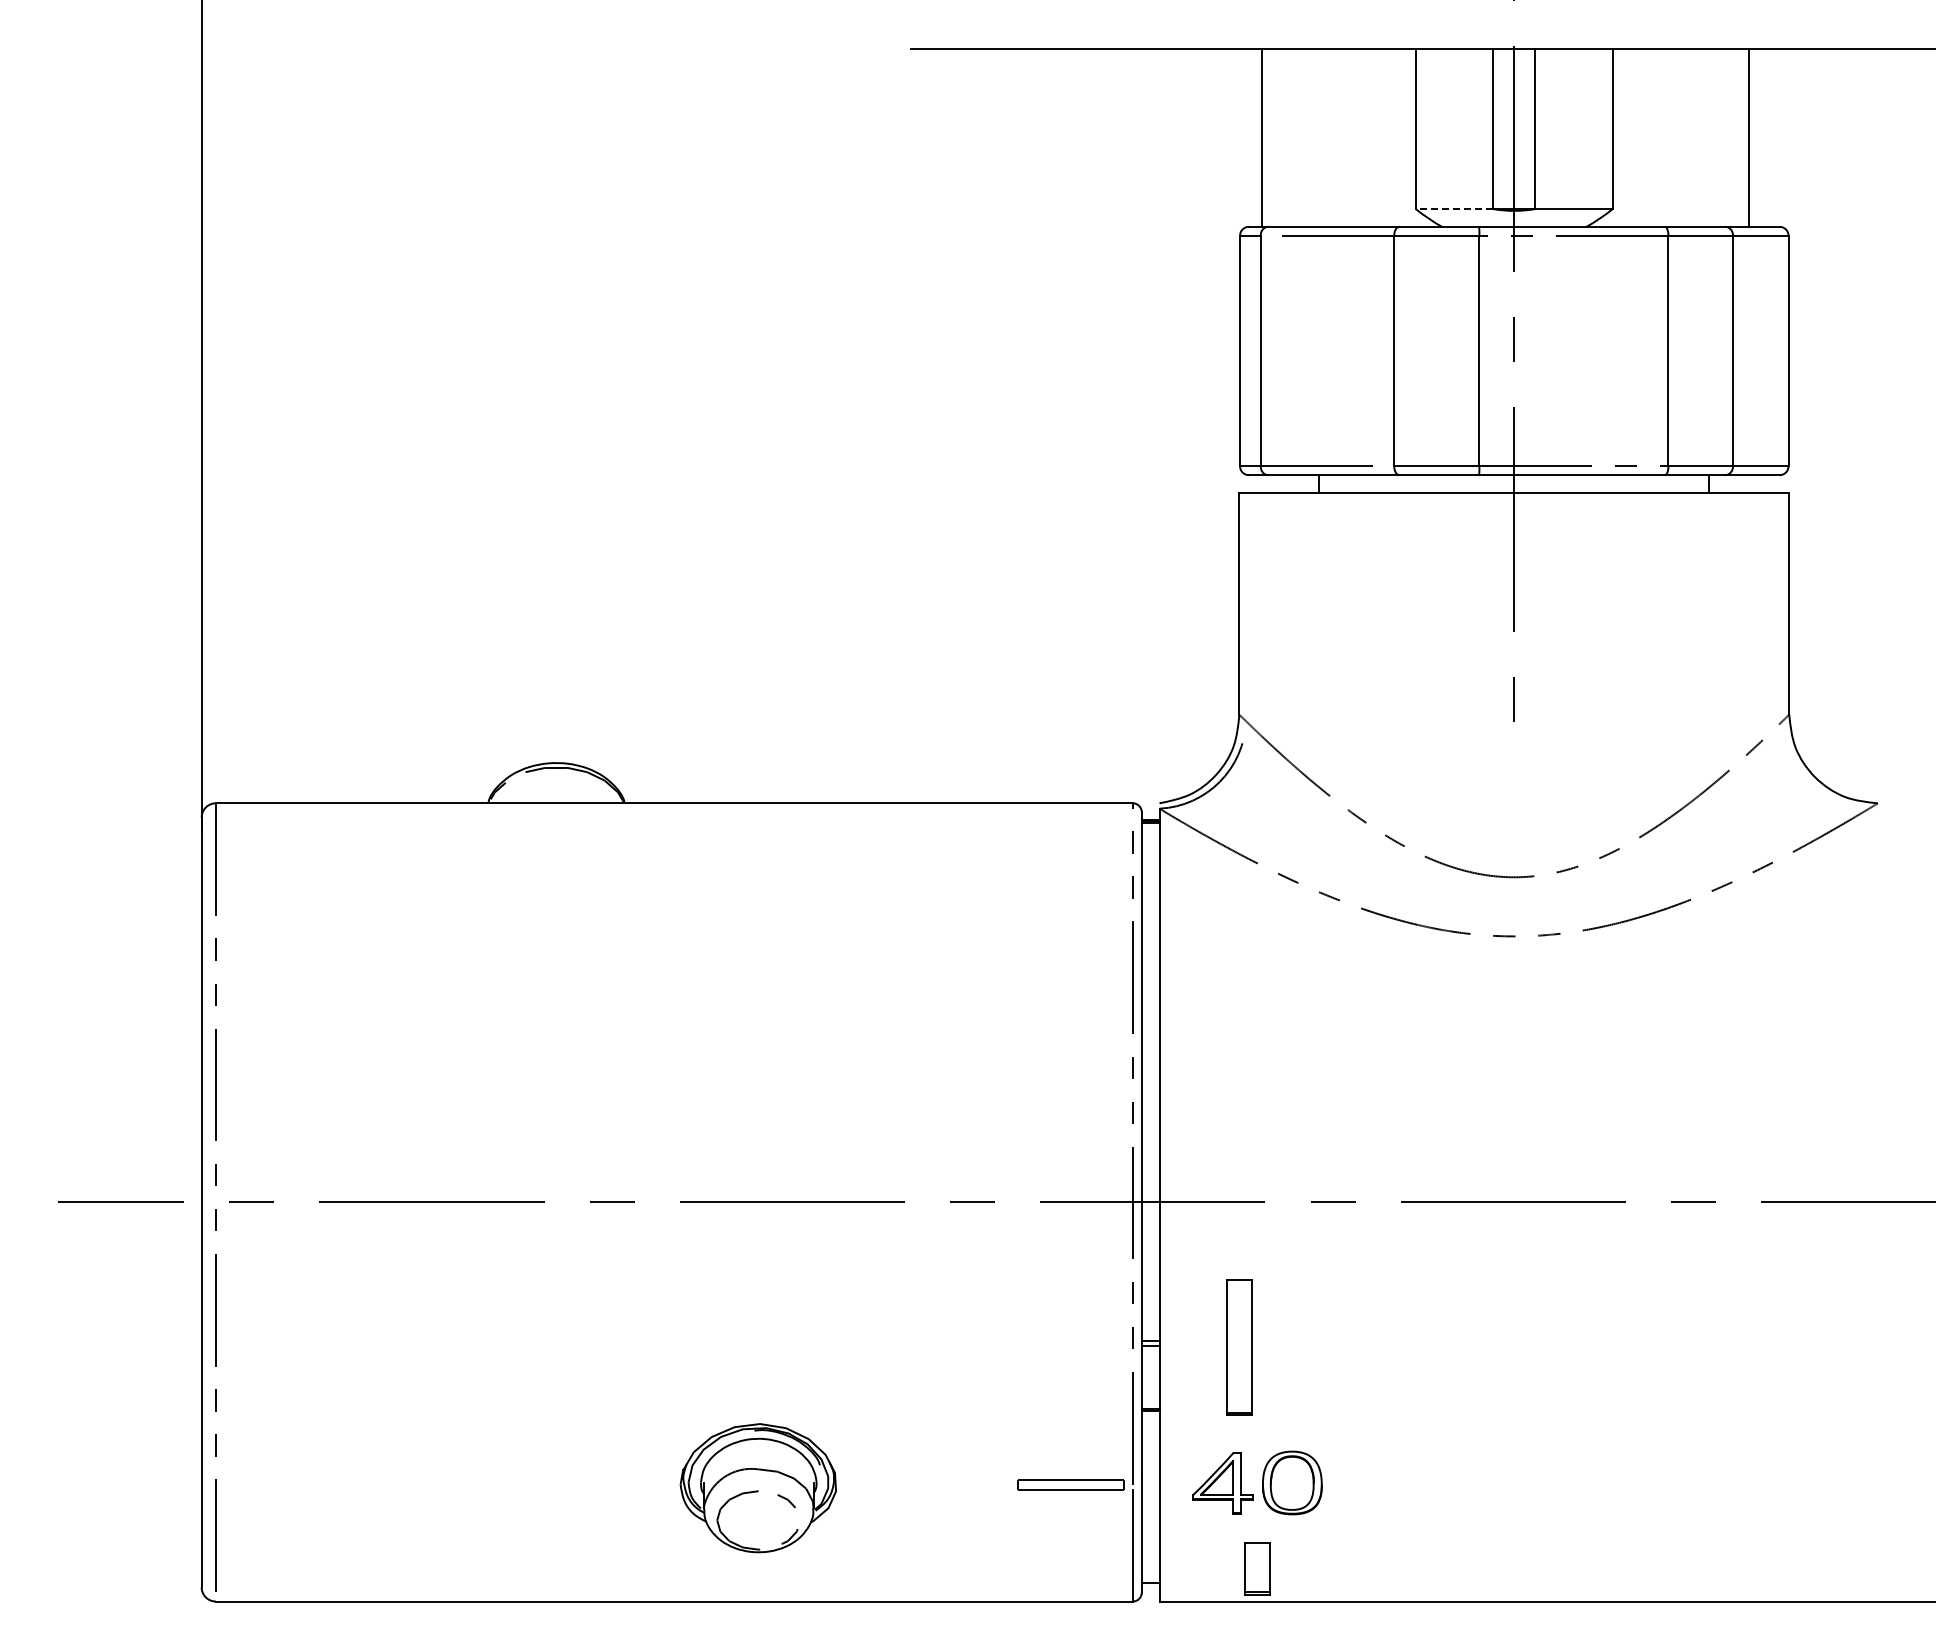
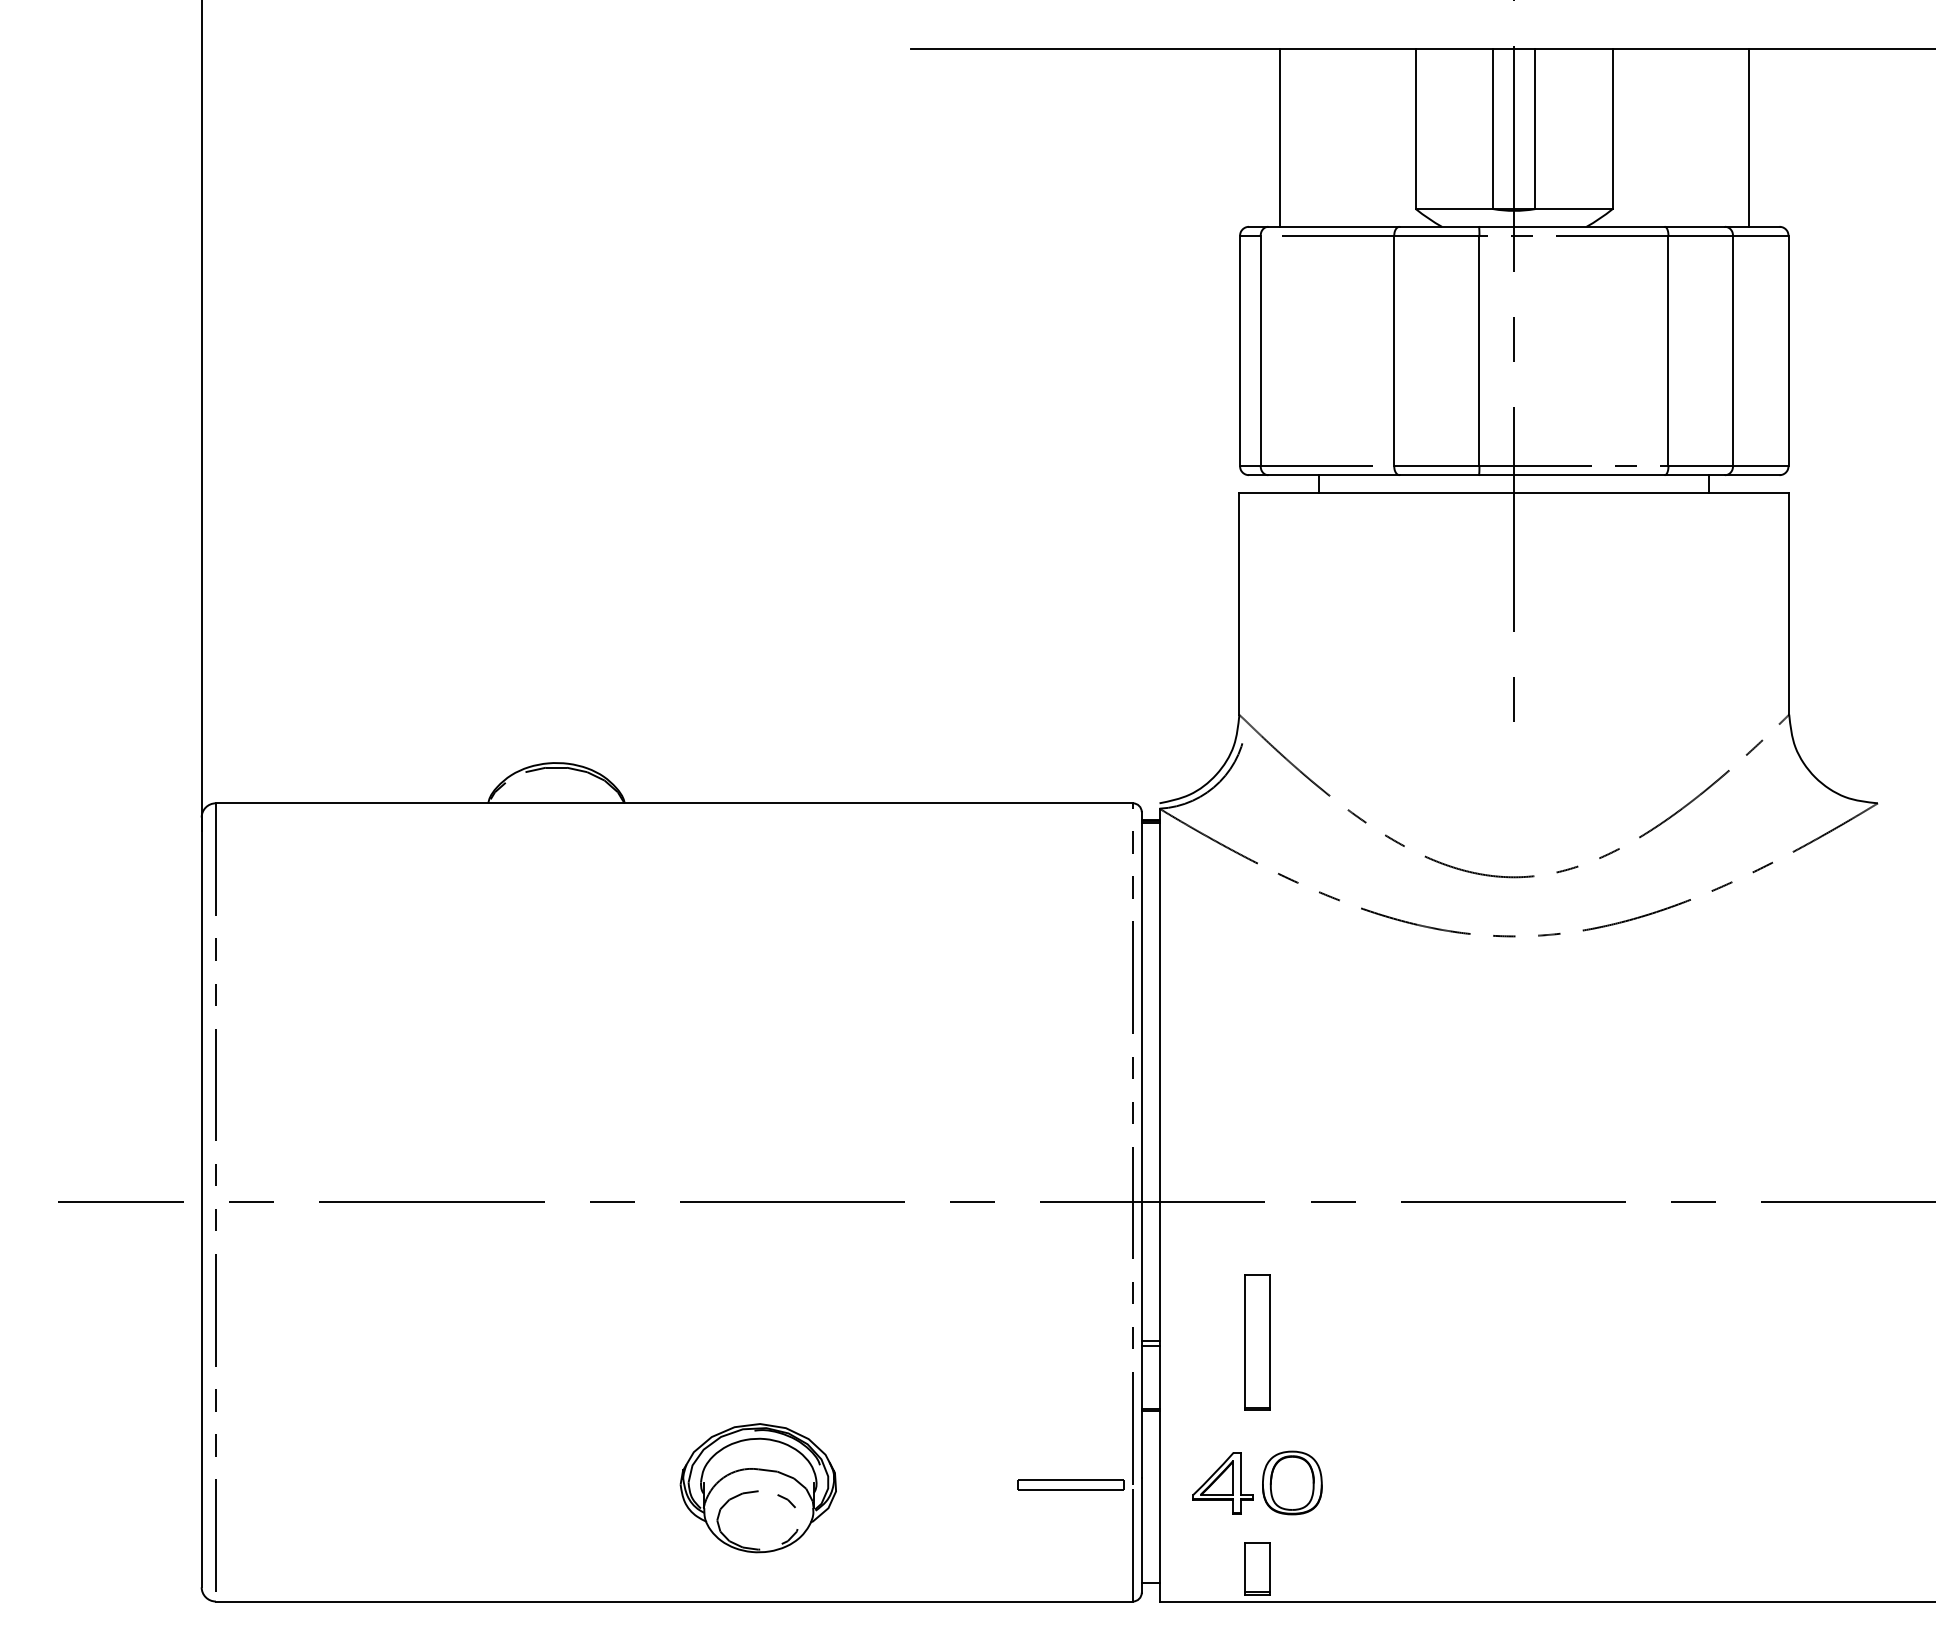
line position: (1261, 137) -> (1279, 137) (1279, 137)
line: dashed -> solid (1454, 209)
part position: (1239, 1347) -> (1257, 1342) (1257, 1342)
